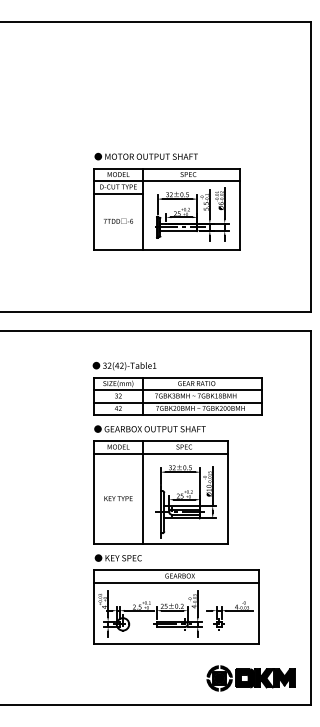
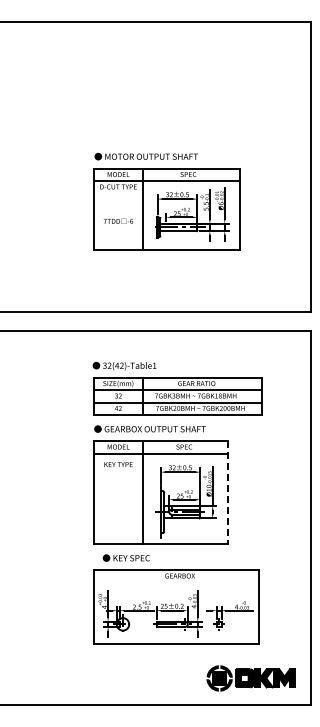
line: present -> none (118, 193)
line: solid -> dashed (228, 493)
text position: (118, 498) -> (118, 464) (118, 464)
text position: (117, 557) -> (125, 557) (125, 557)
line: present -> none (176, 582)
